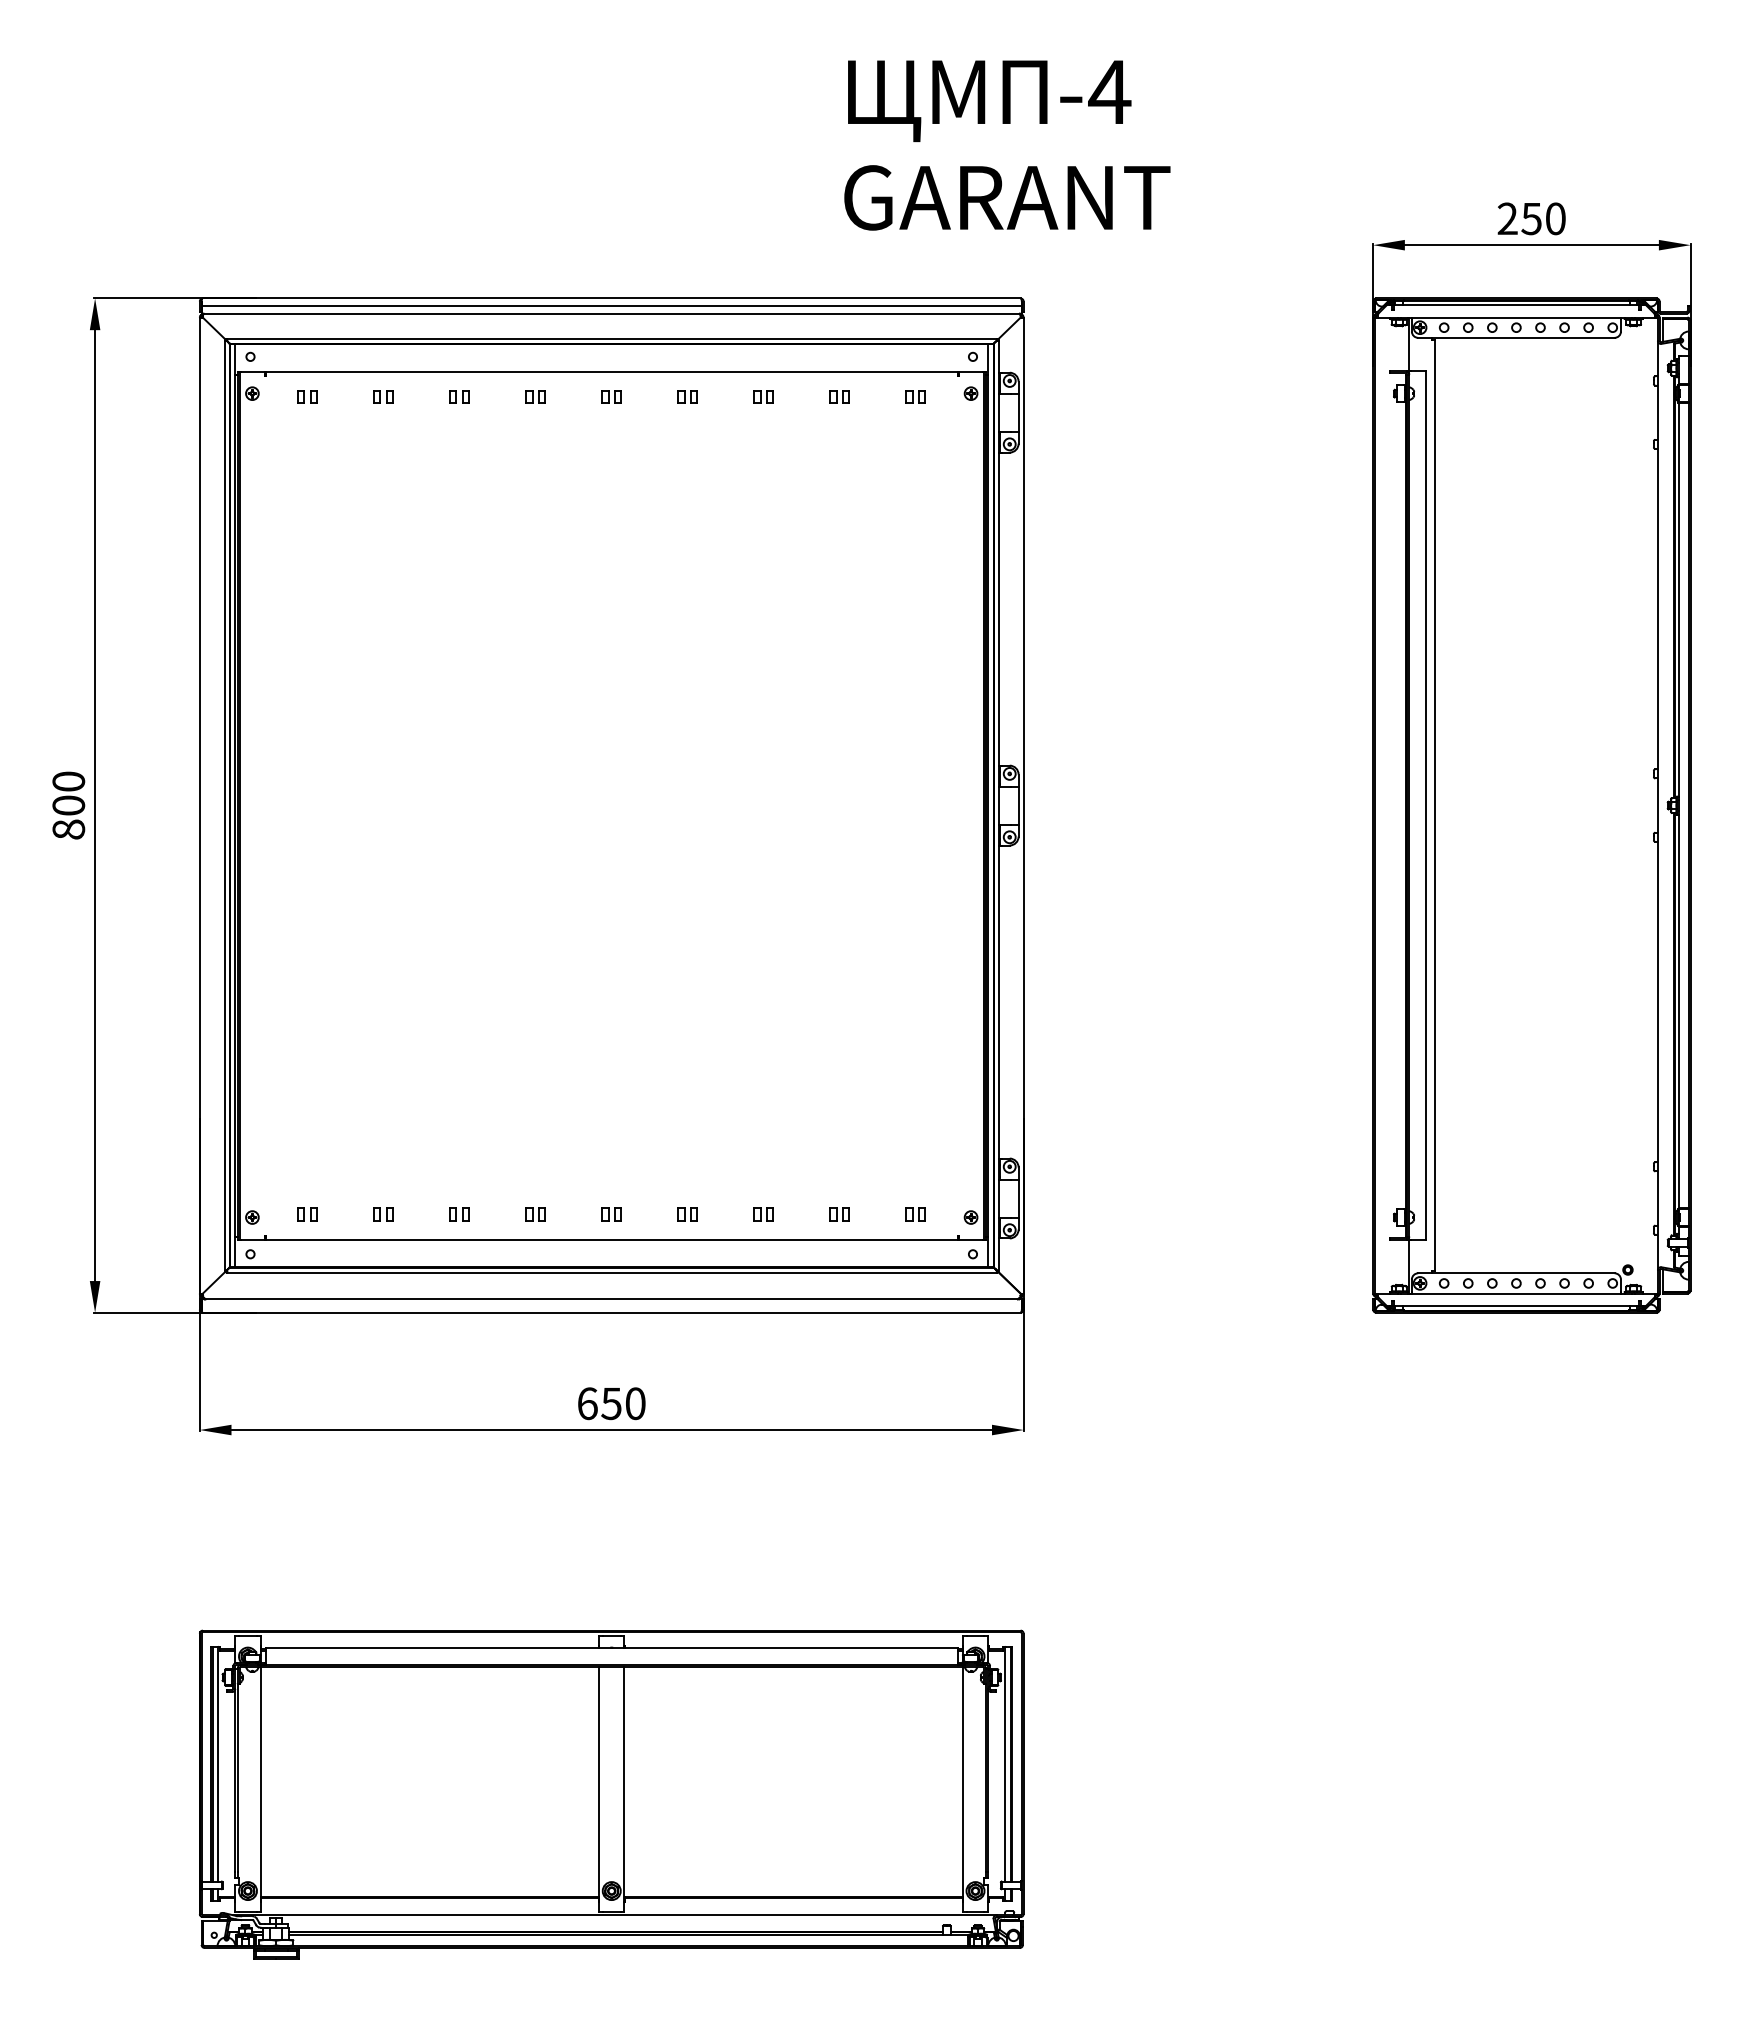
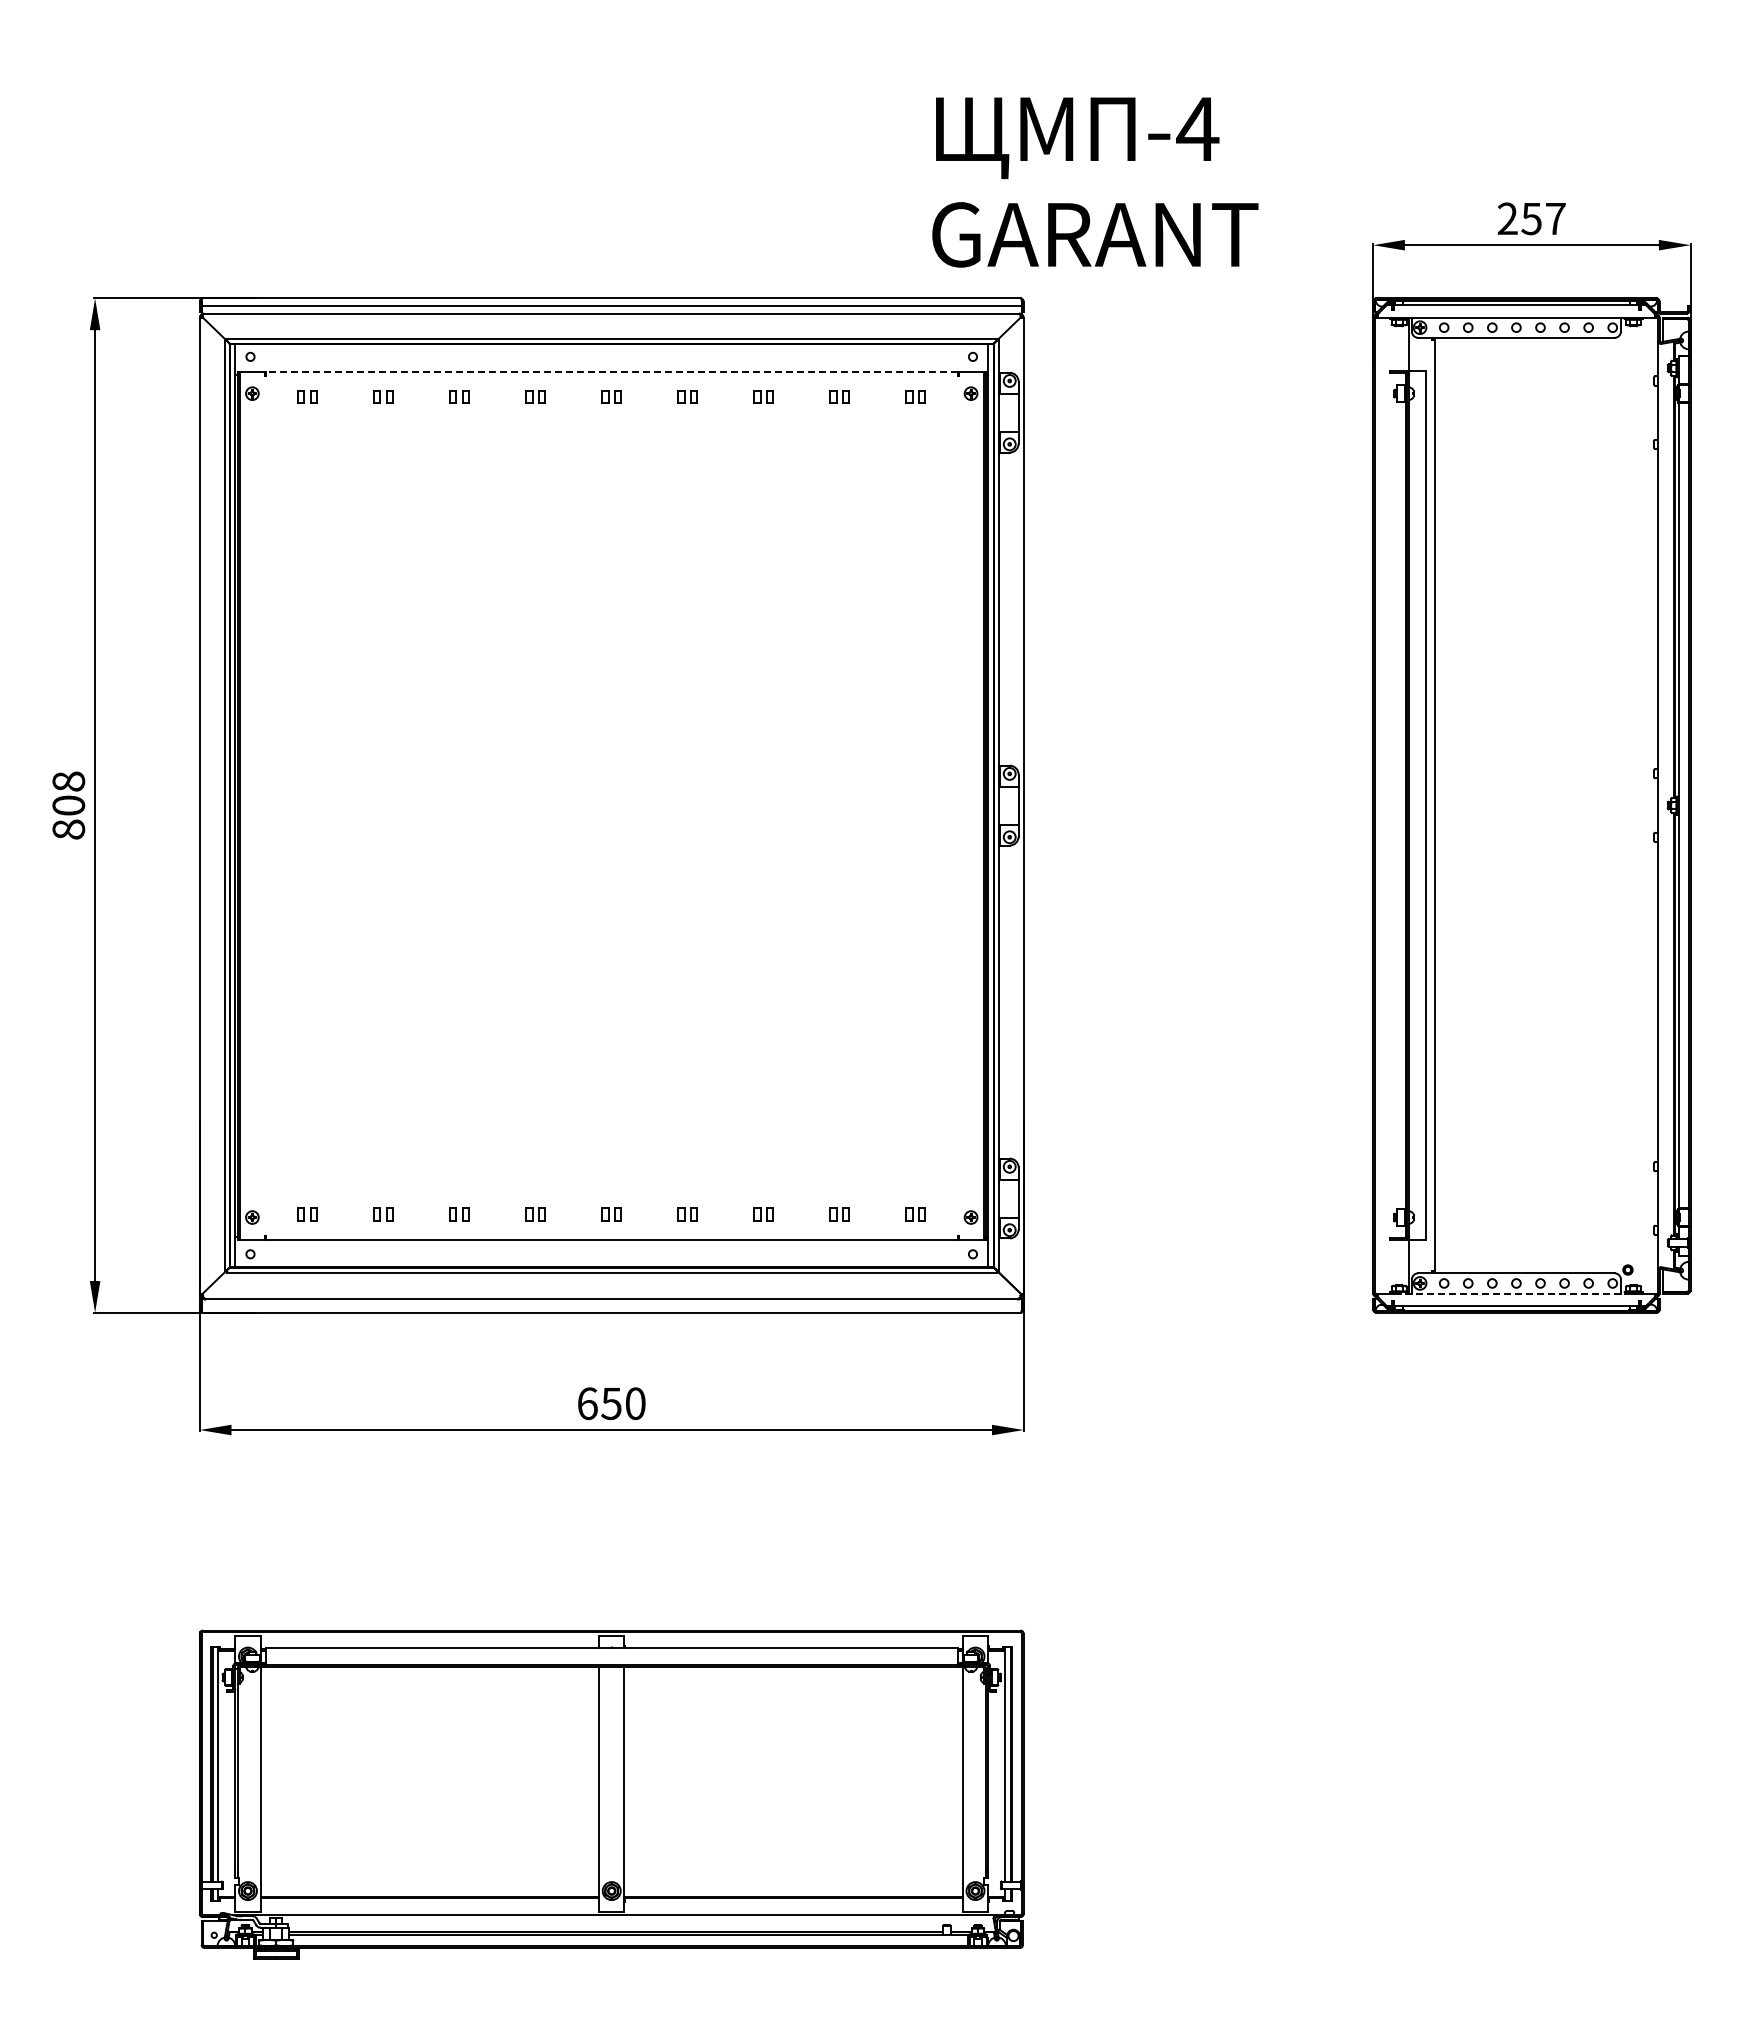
text position: (1007, 145) -> (1095, 182) (1095, 182)
text: 250 -> 257 (1555, 218)
line: solid -> dashed (611, 371)
text: 800 -> 808 (68, 781)
line: solid -> dashed (1516, 1293)
